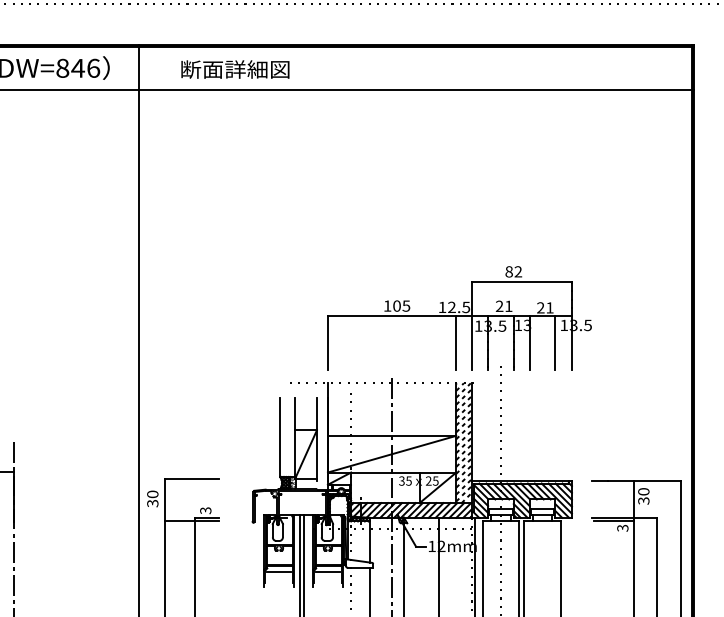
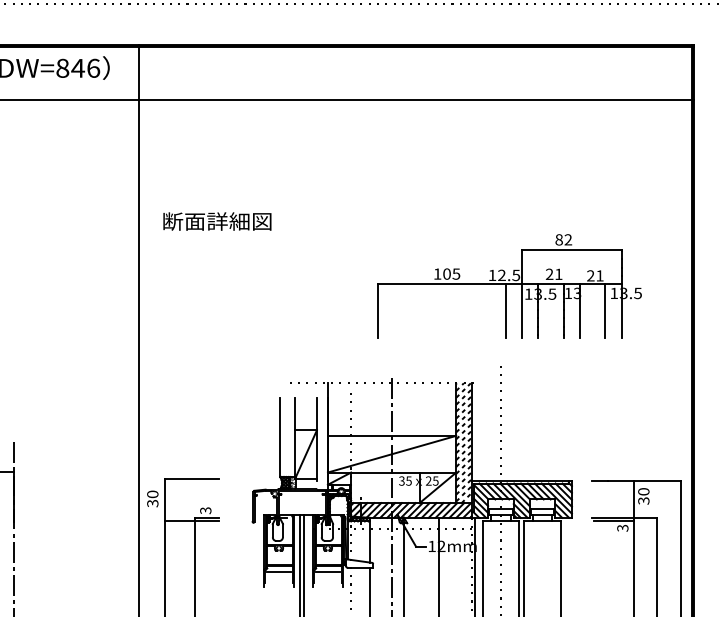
text position: (235, 69) -> (217, 221) (217, 221)
line position: (347, 89) -> (347, 99) (347, 99)
part position: (459, 318) -> (509, 286) (509, 286)
